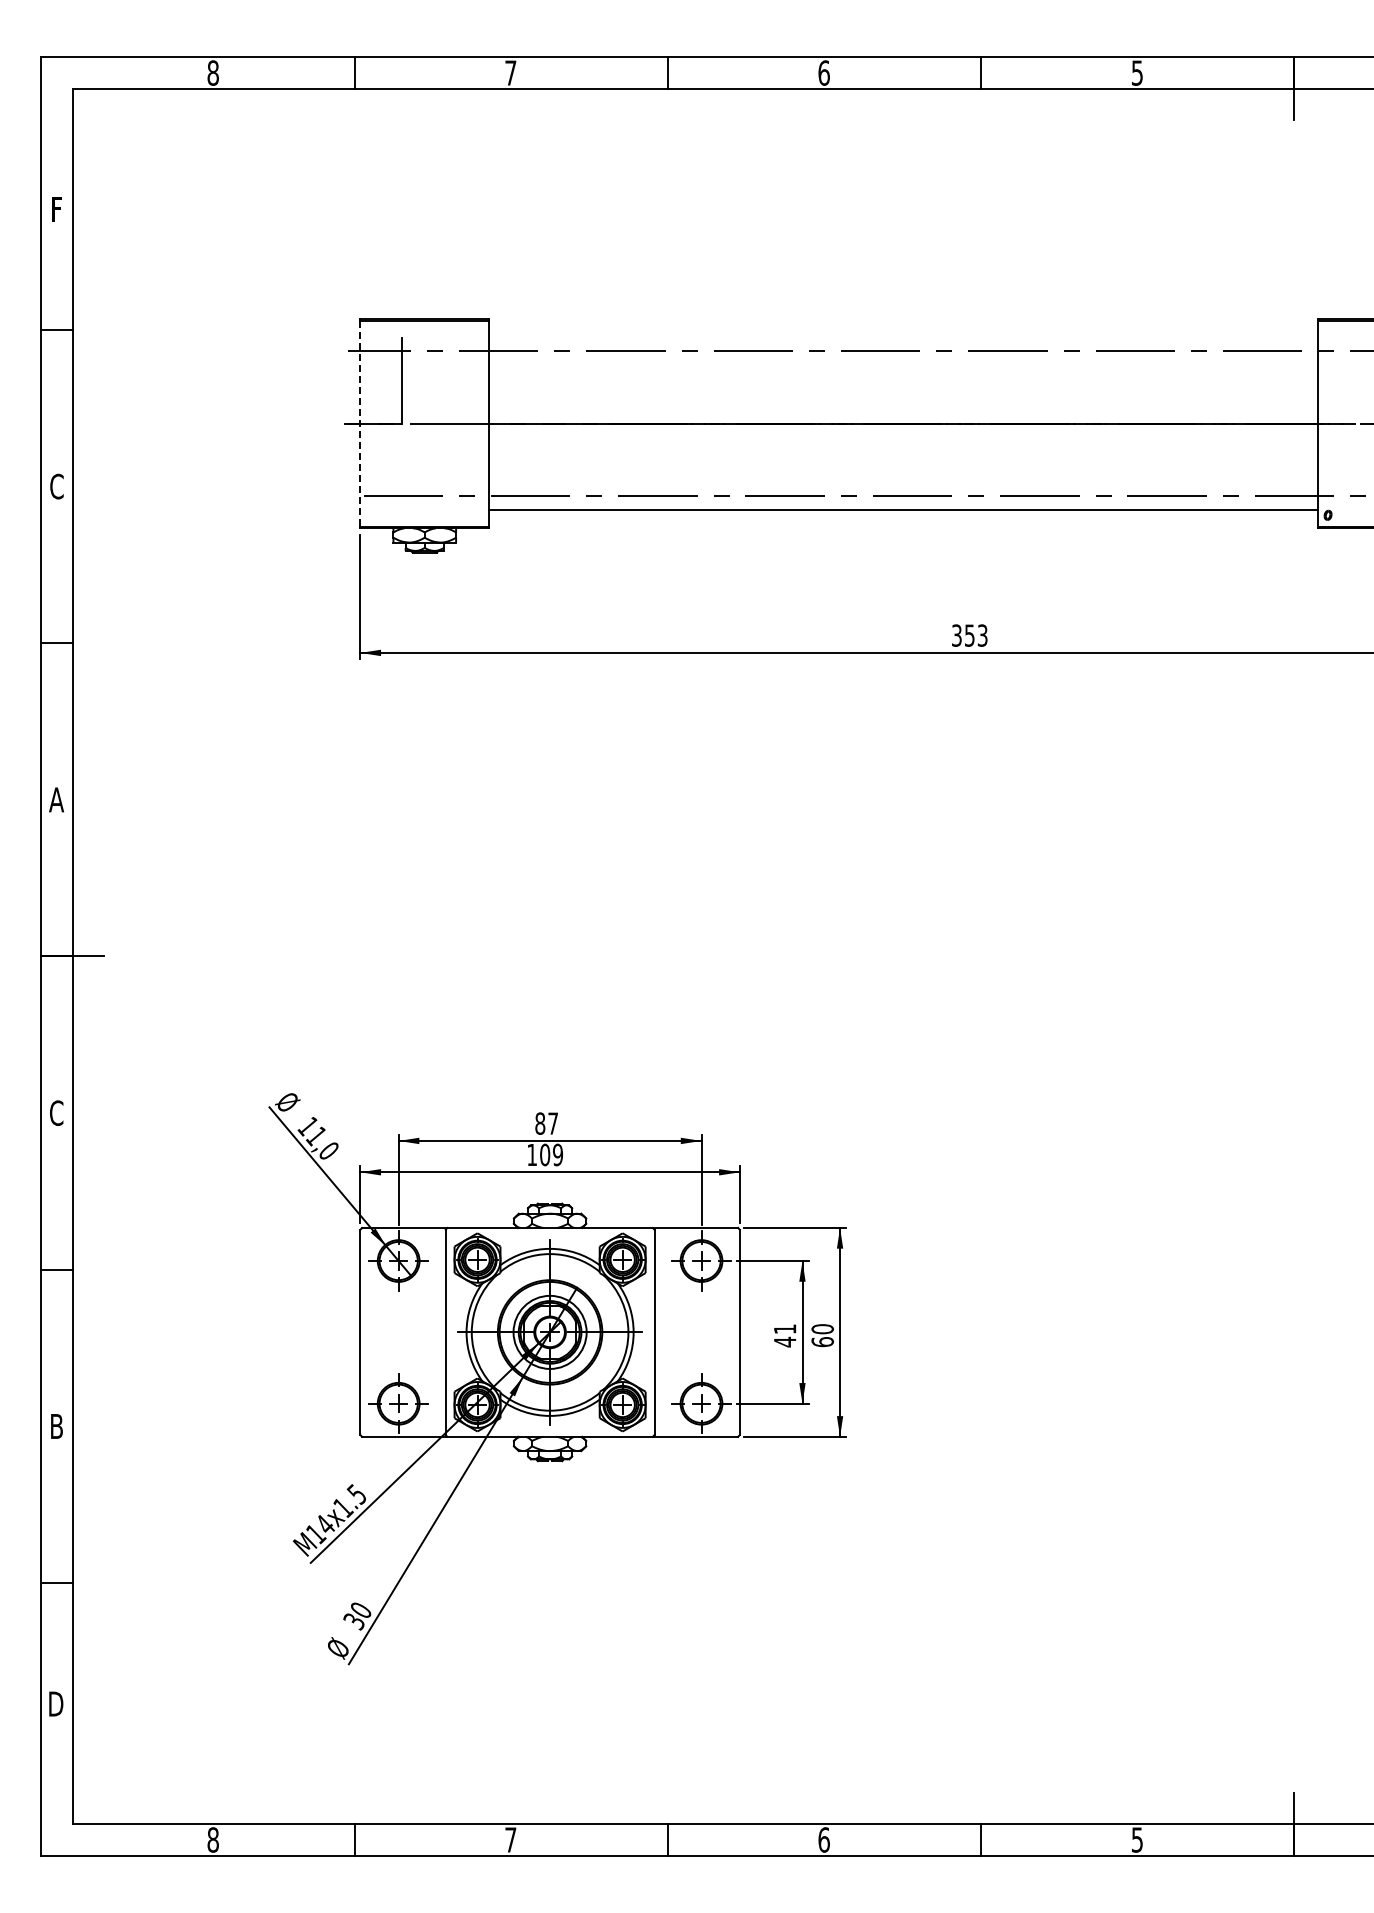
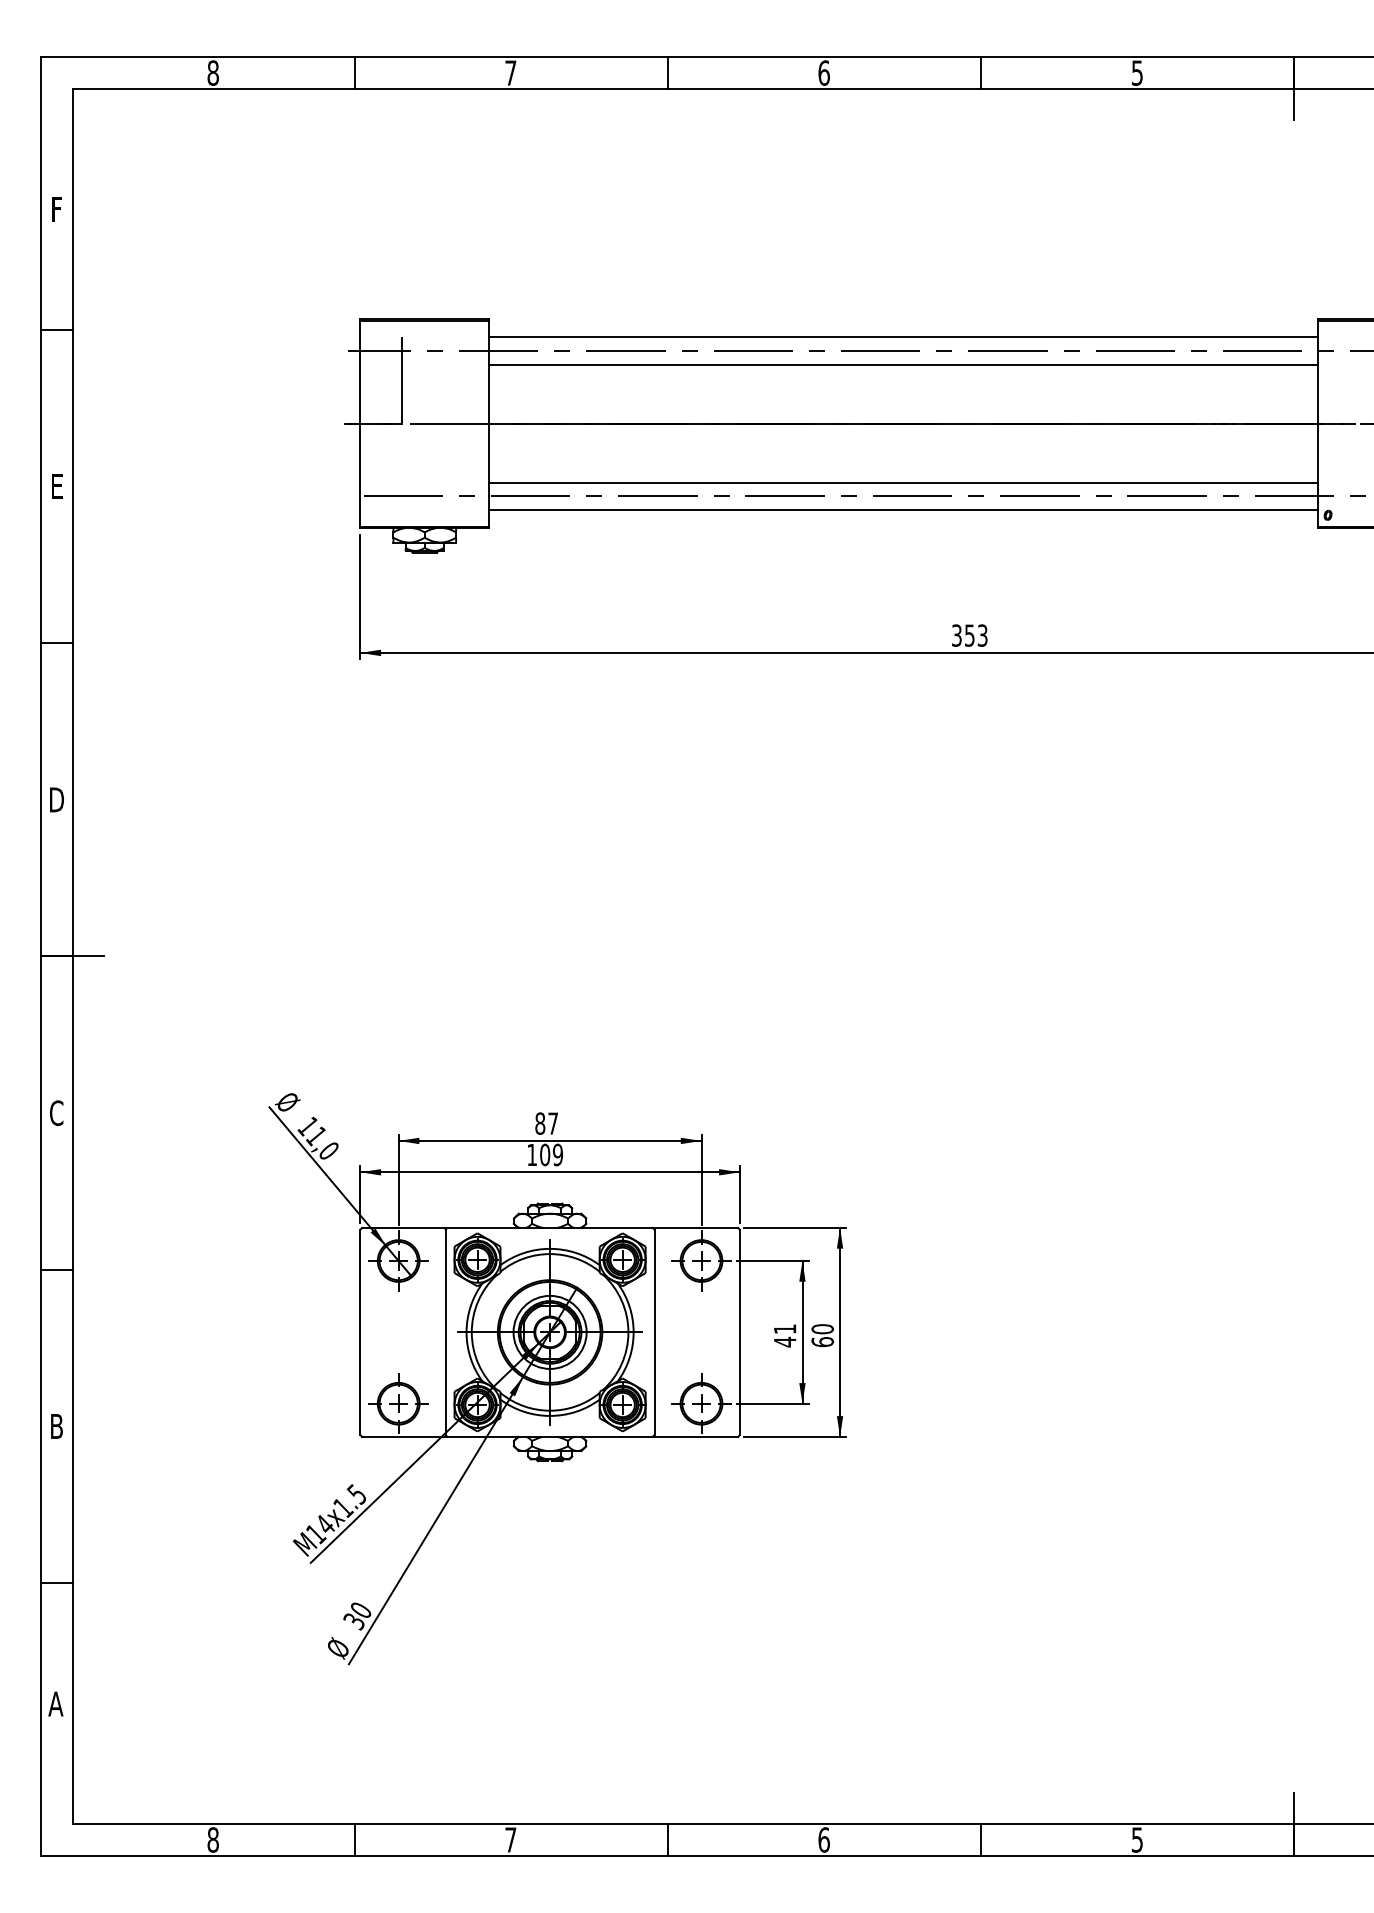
line: none -> present (903, 337)
line: none -> present (903, 365)
line: dashed -> solid (360, 423)
line: none -> present (903, 482)
text: C -> E (56, 486)
text: A -> D (56, 799)
text: D -> A (55, 1703)
